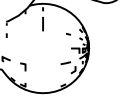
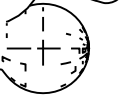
part: none -> present (33, 52)
